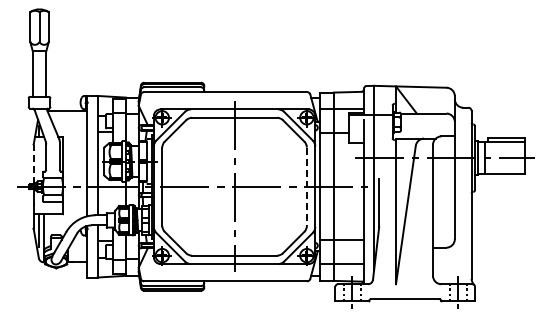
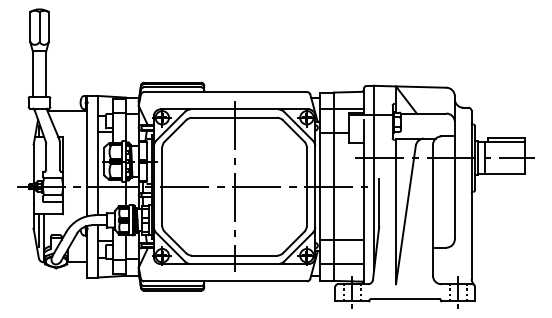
line: dashed -> solid (33, 164)
line: dashed -> solid (306, 187)
